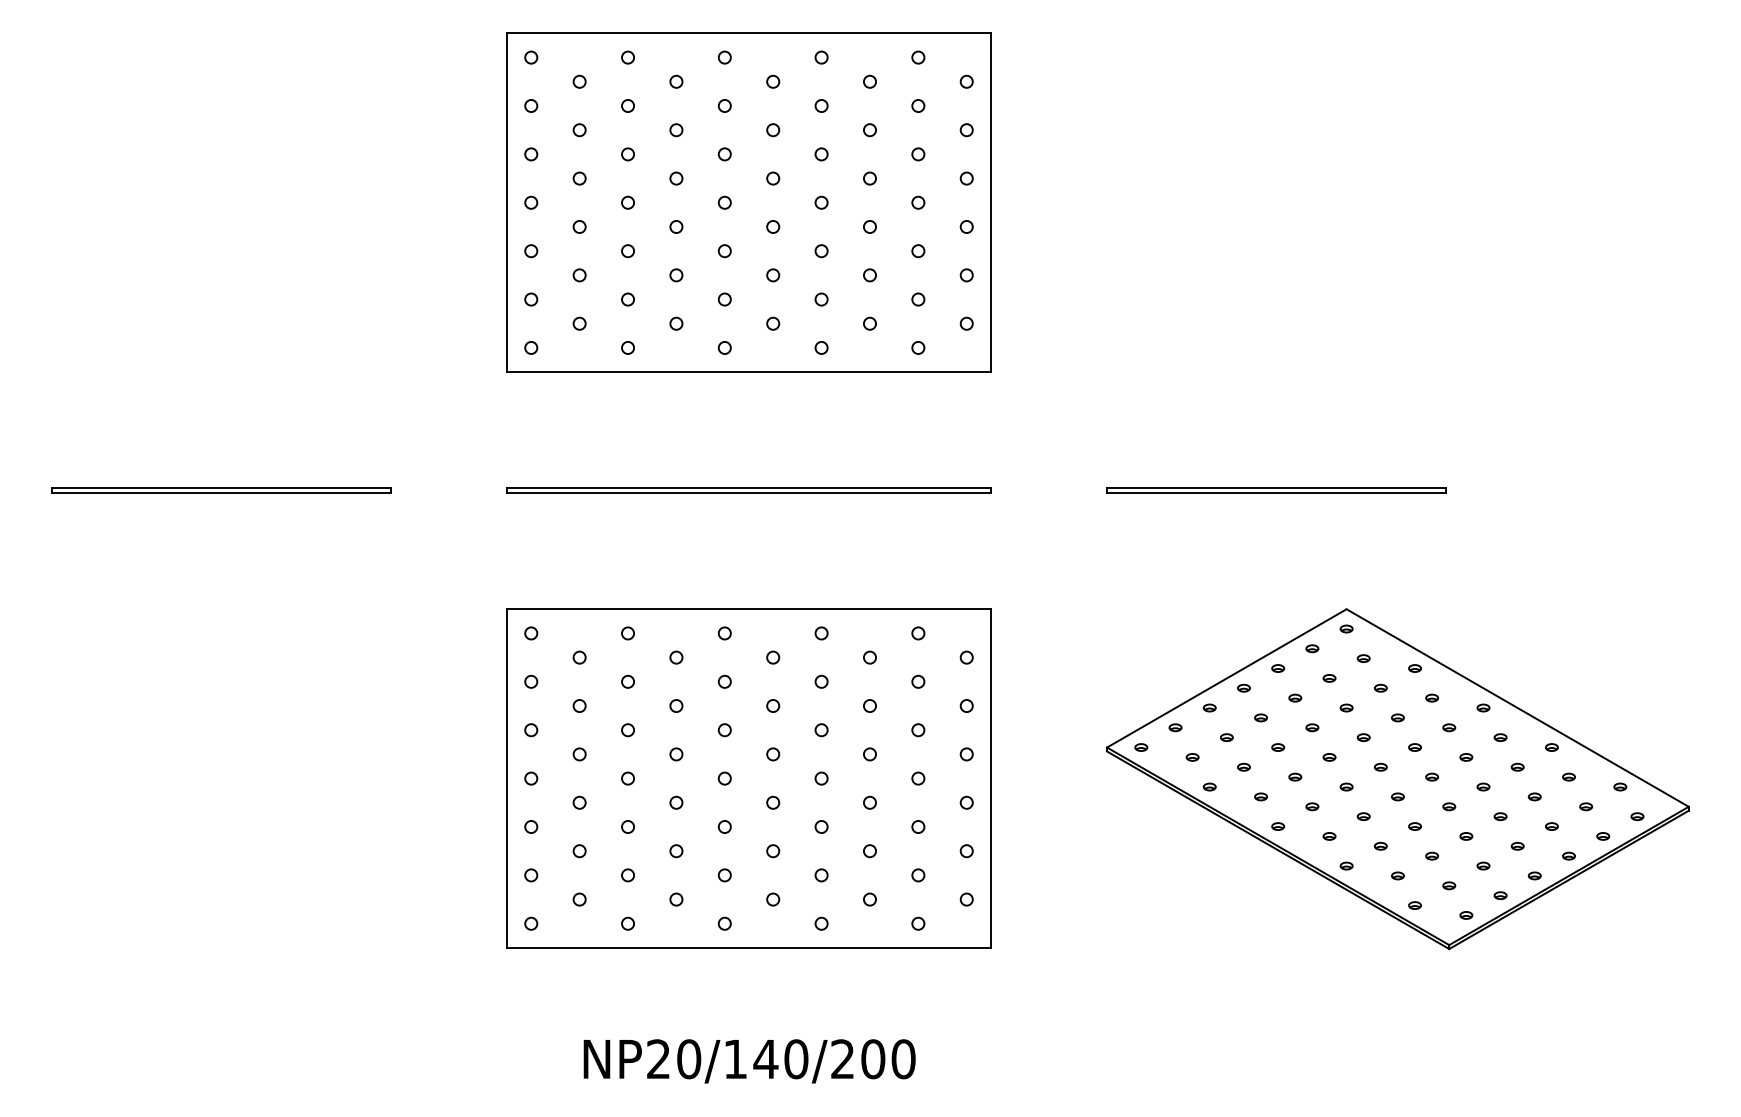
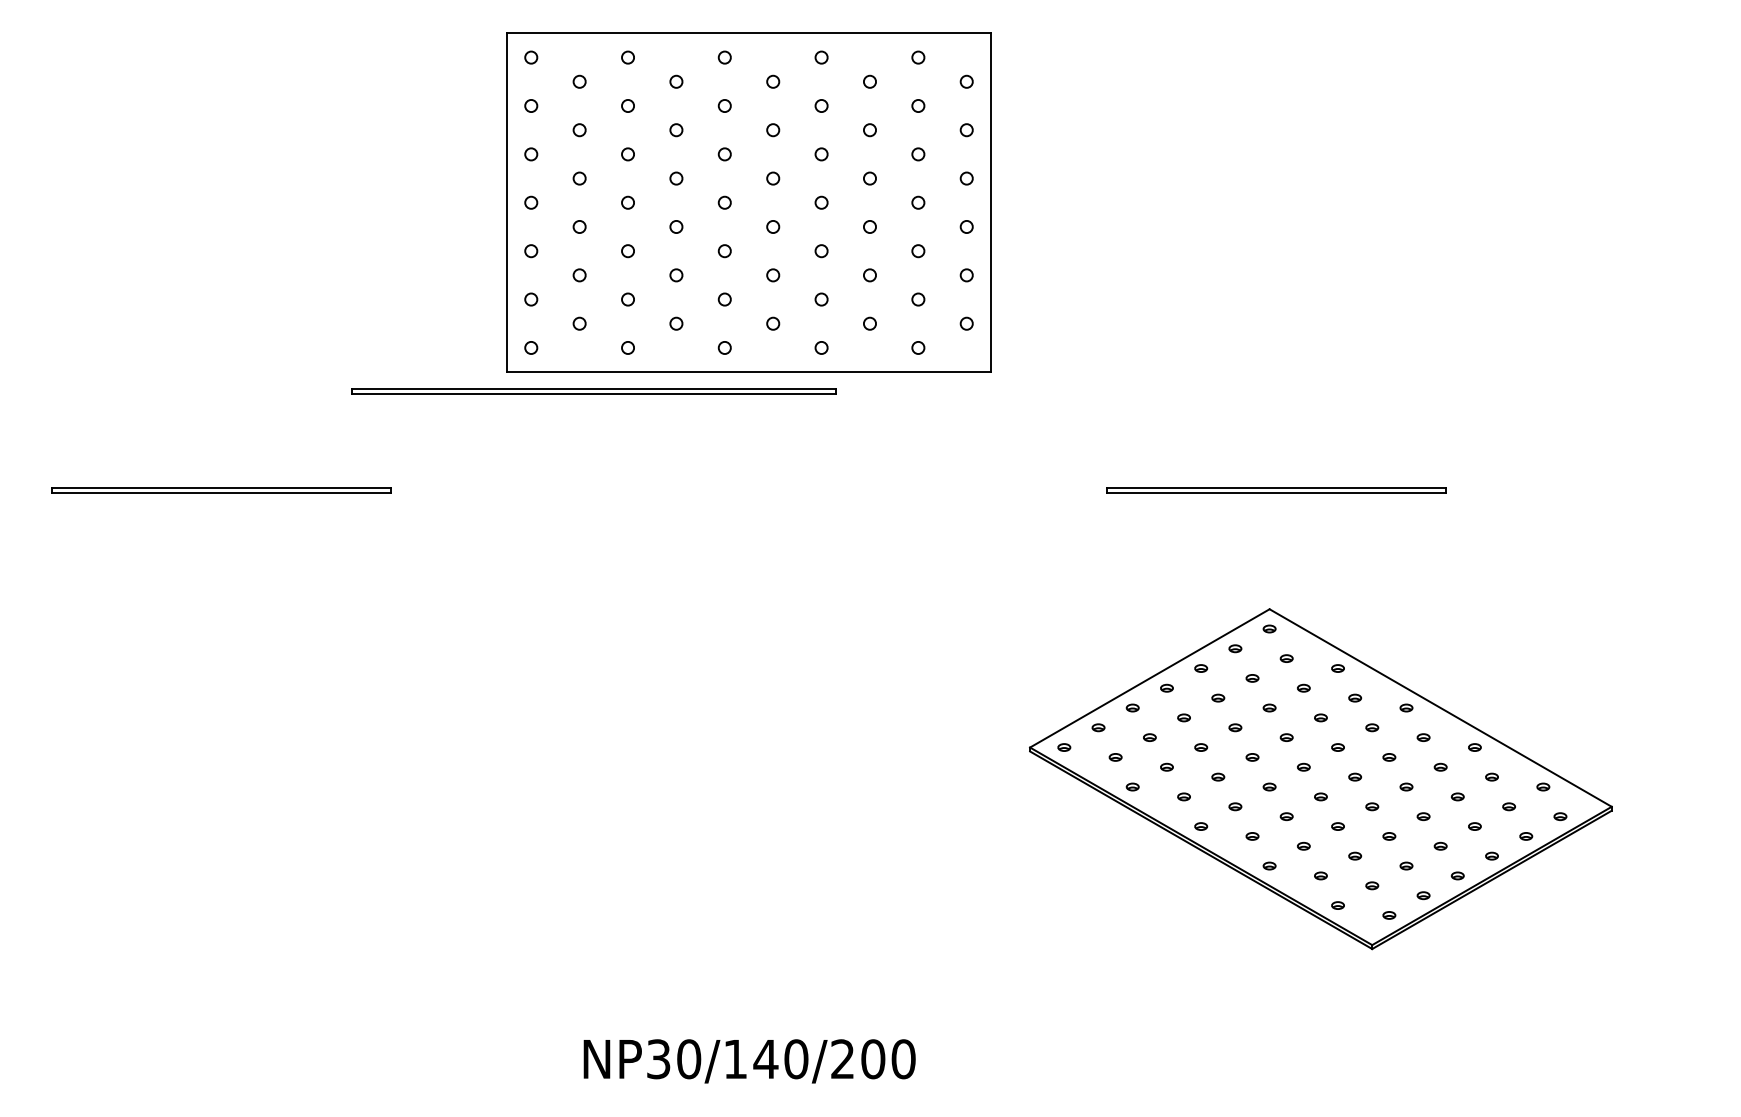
part position: (748, 490) -> (593, 391) (593, 391)
part: present -> none (748, 778)
part position: (1397, 779) -> (1320, 779) (1320, 779)
text: NP20/140/200 -> NP30/140/200 (658, 1059)
